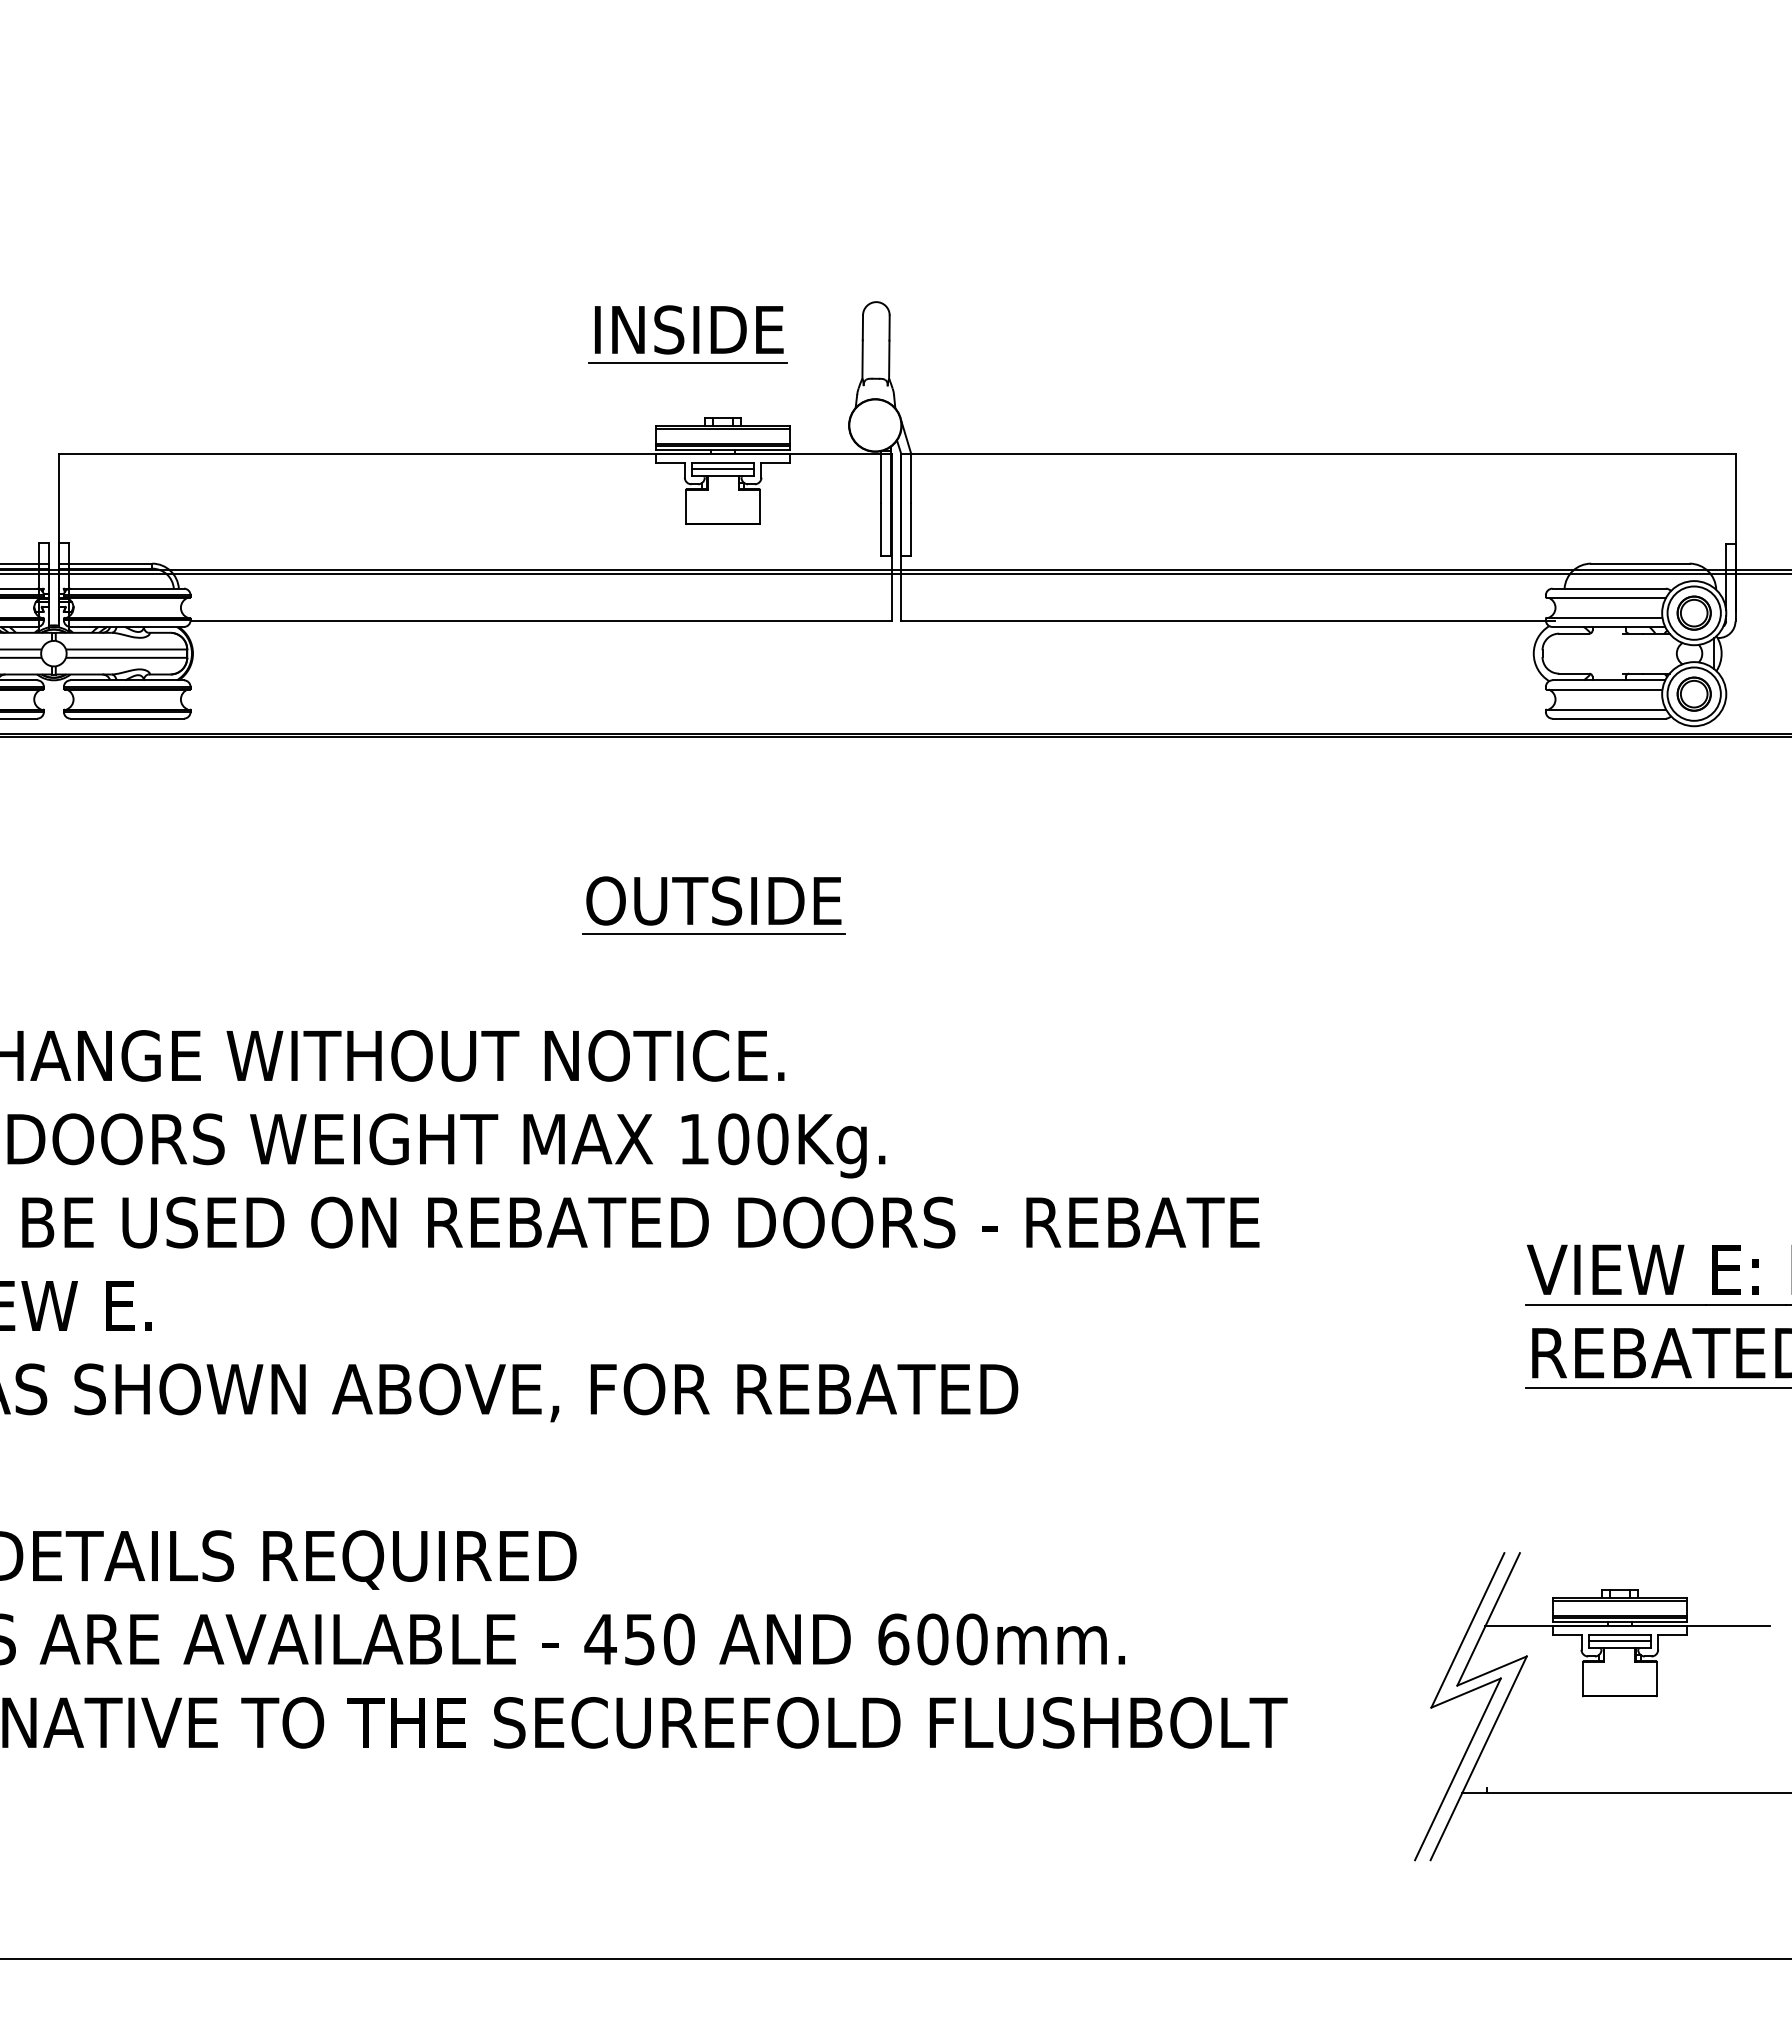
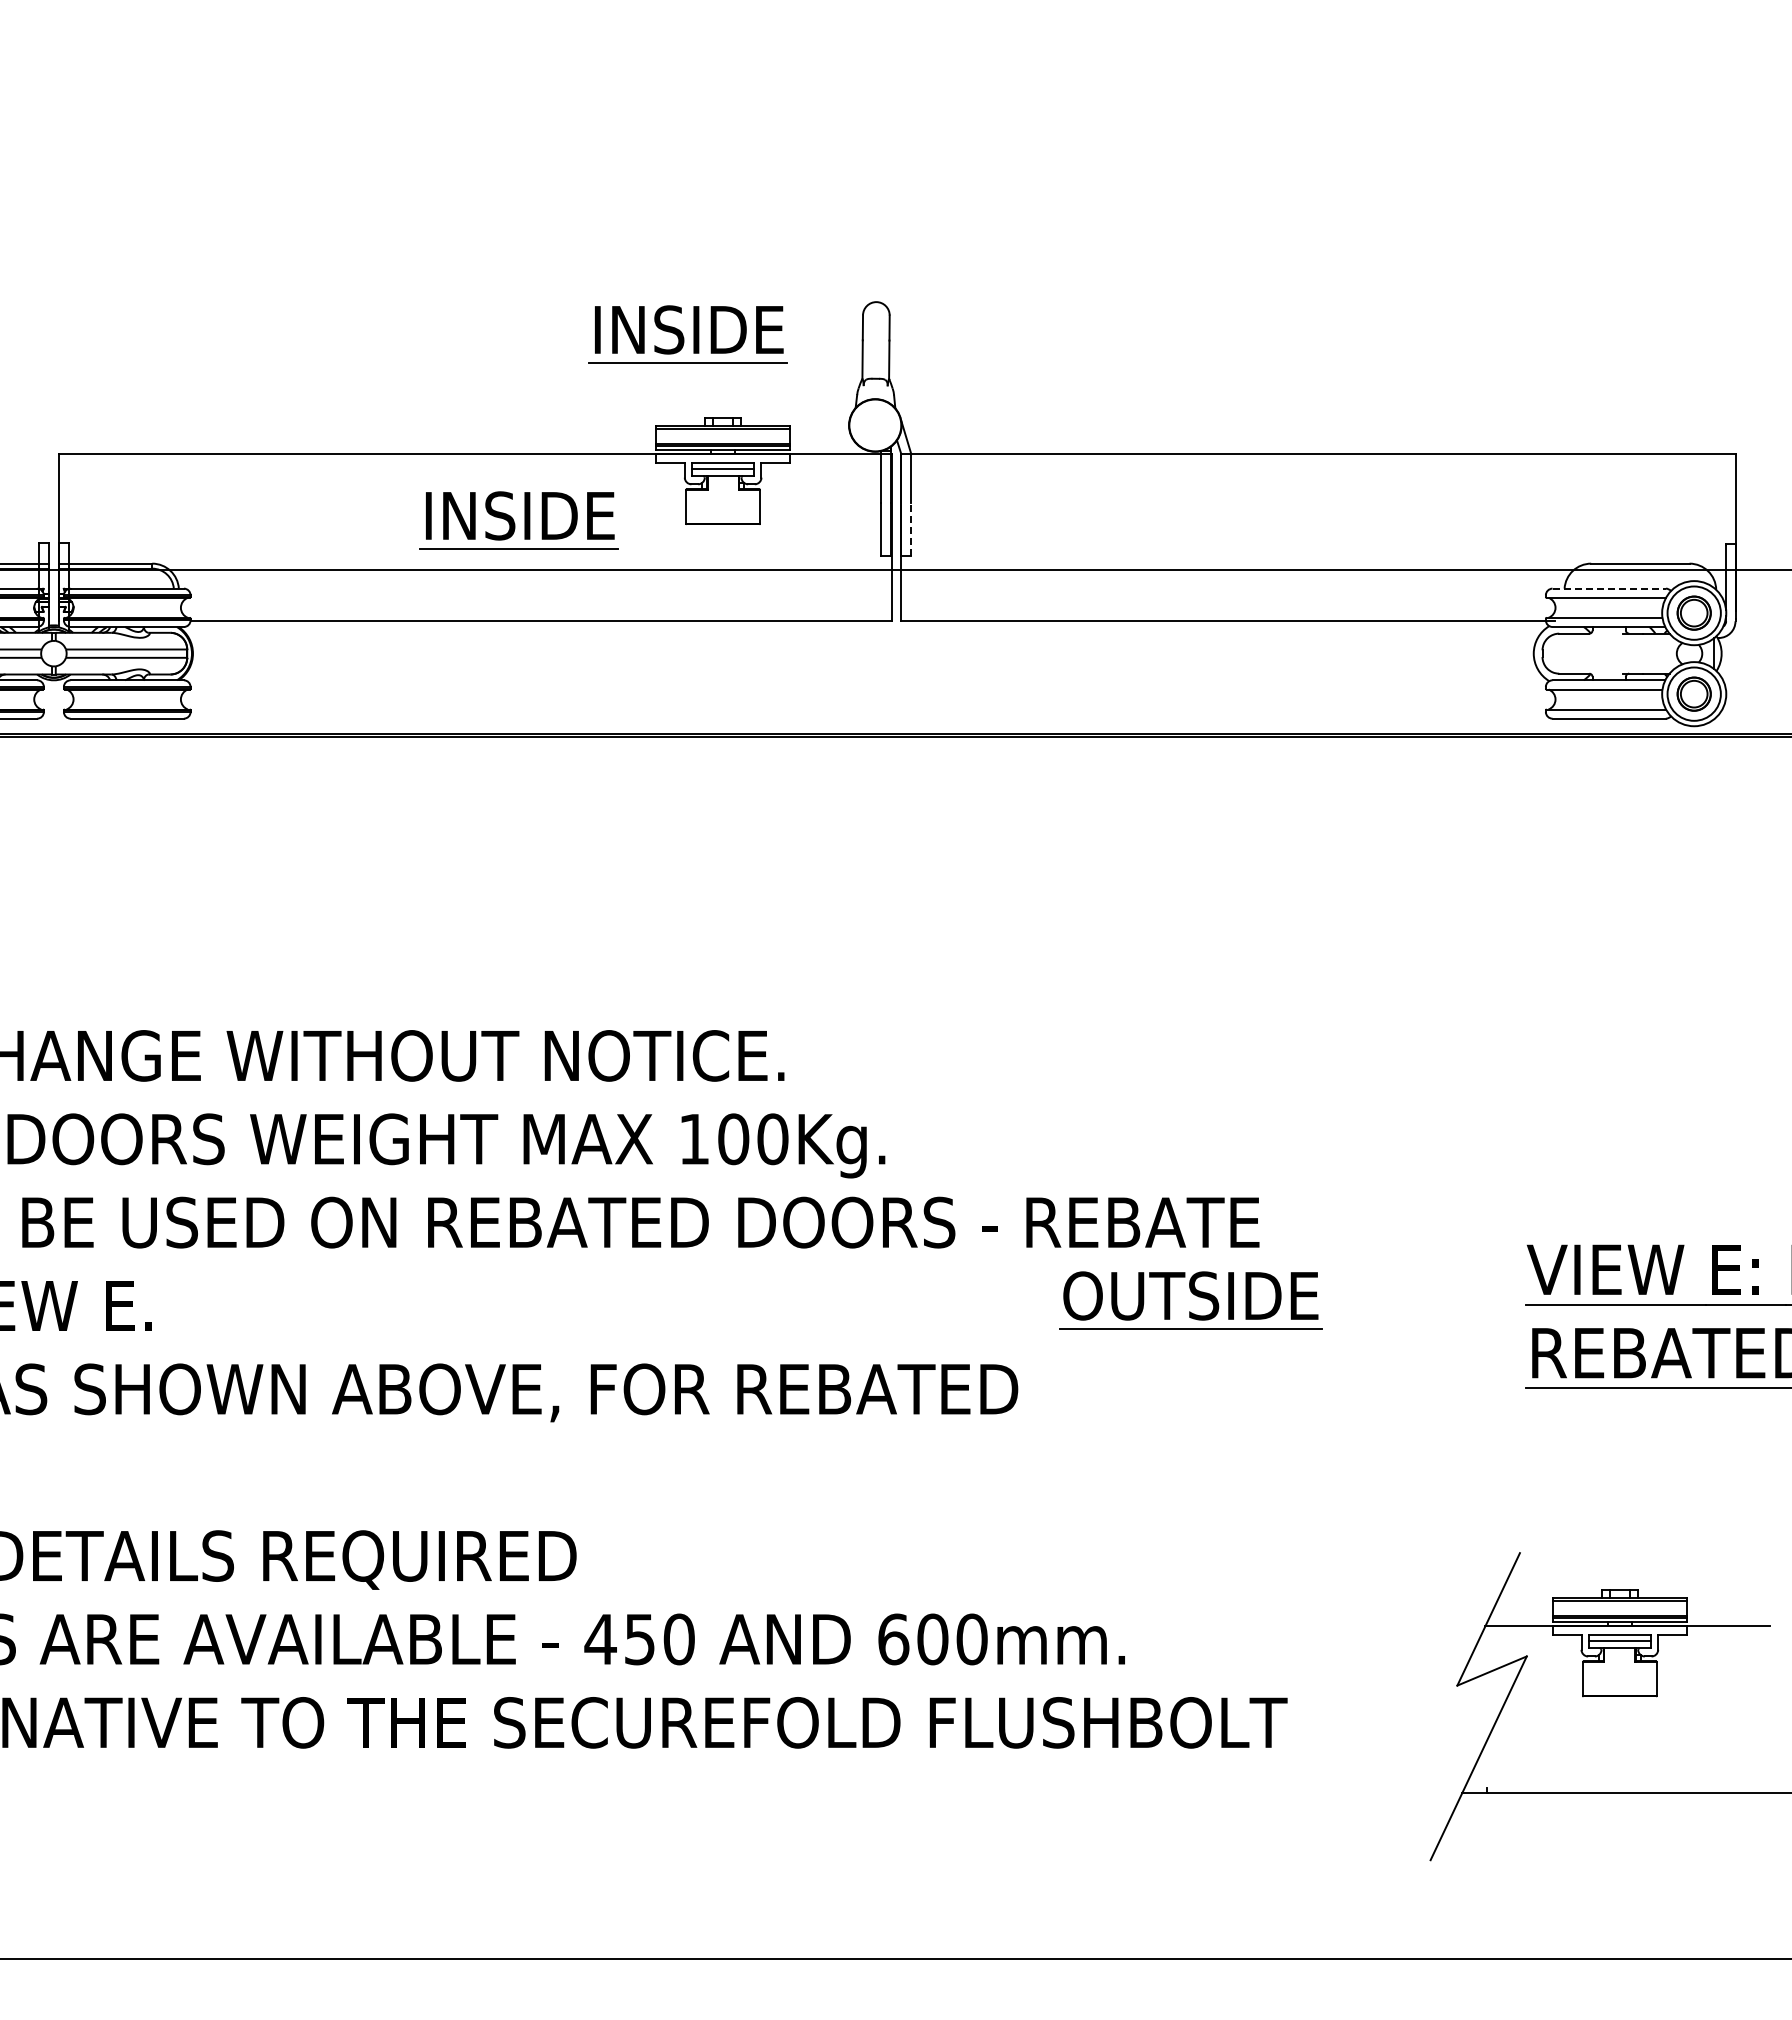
part: none -> present (518, 520)
line: solid -> dashed (911, 529)
line: present -> none (895, 573)
line: solid -> dashed (1609, 588)
part position: (717, 900) -> (1194, 1295) (1194, 1295)
part: present -> none (1456, 1698)
